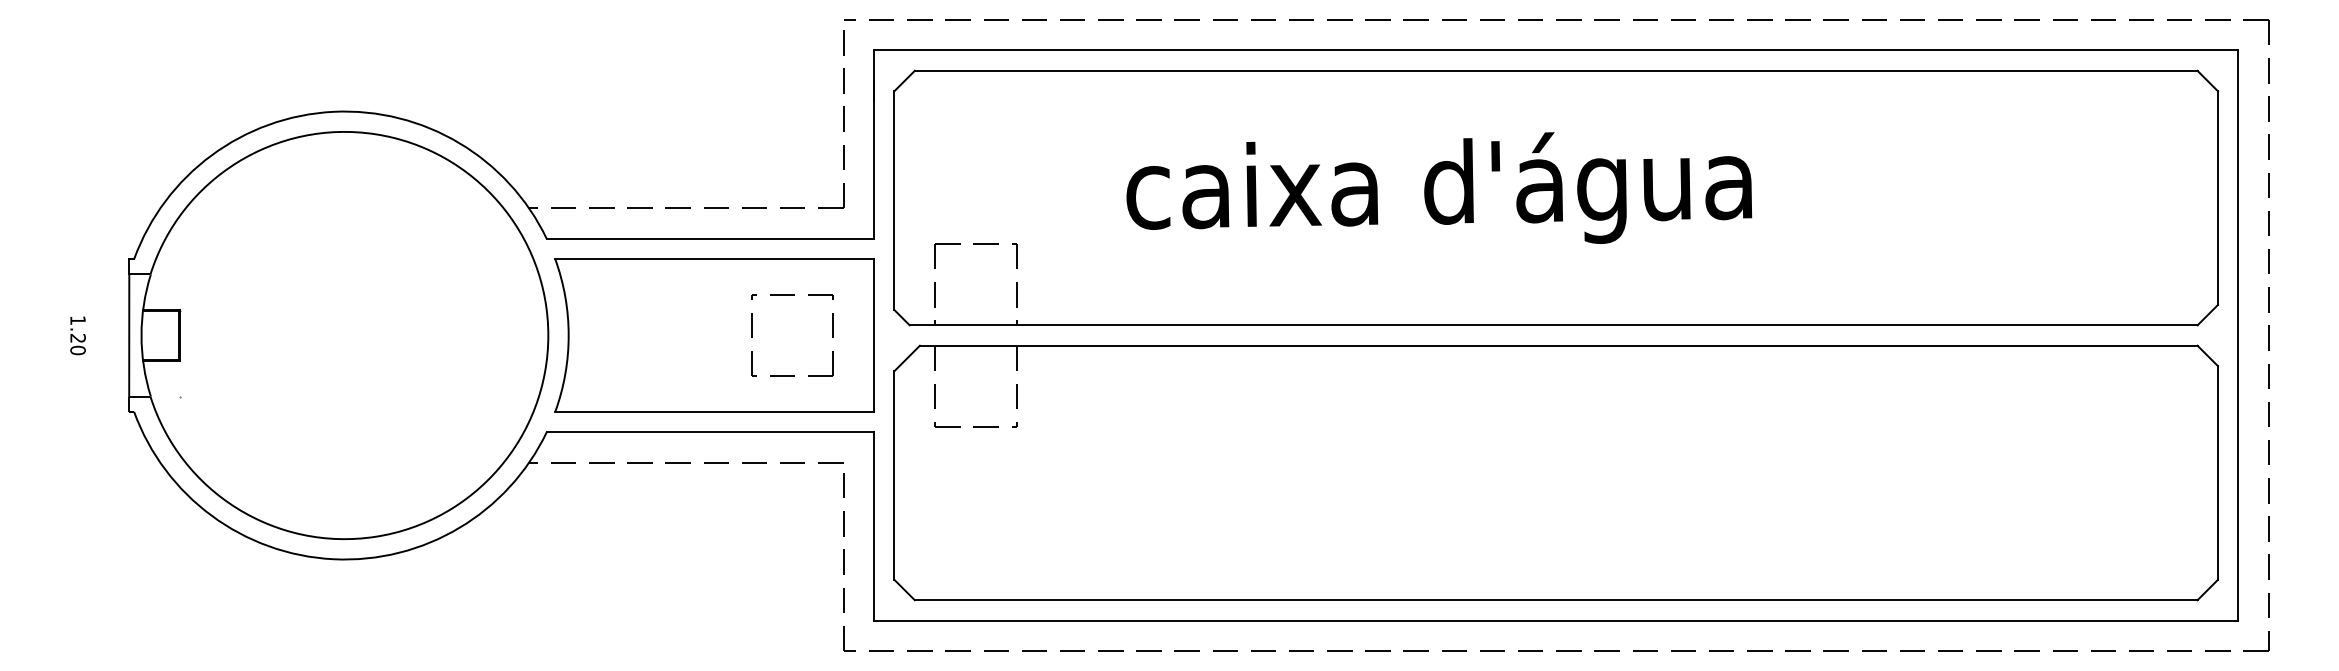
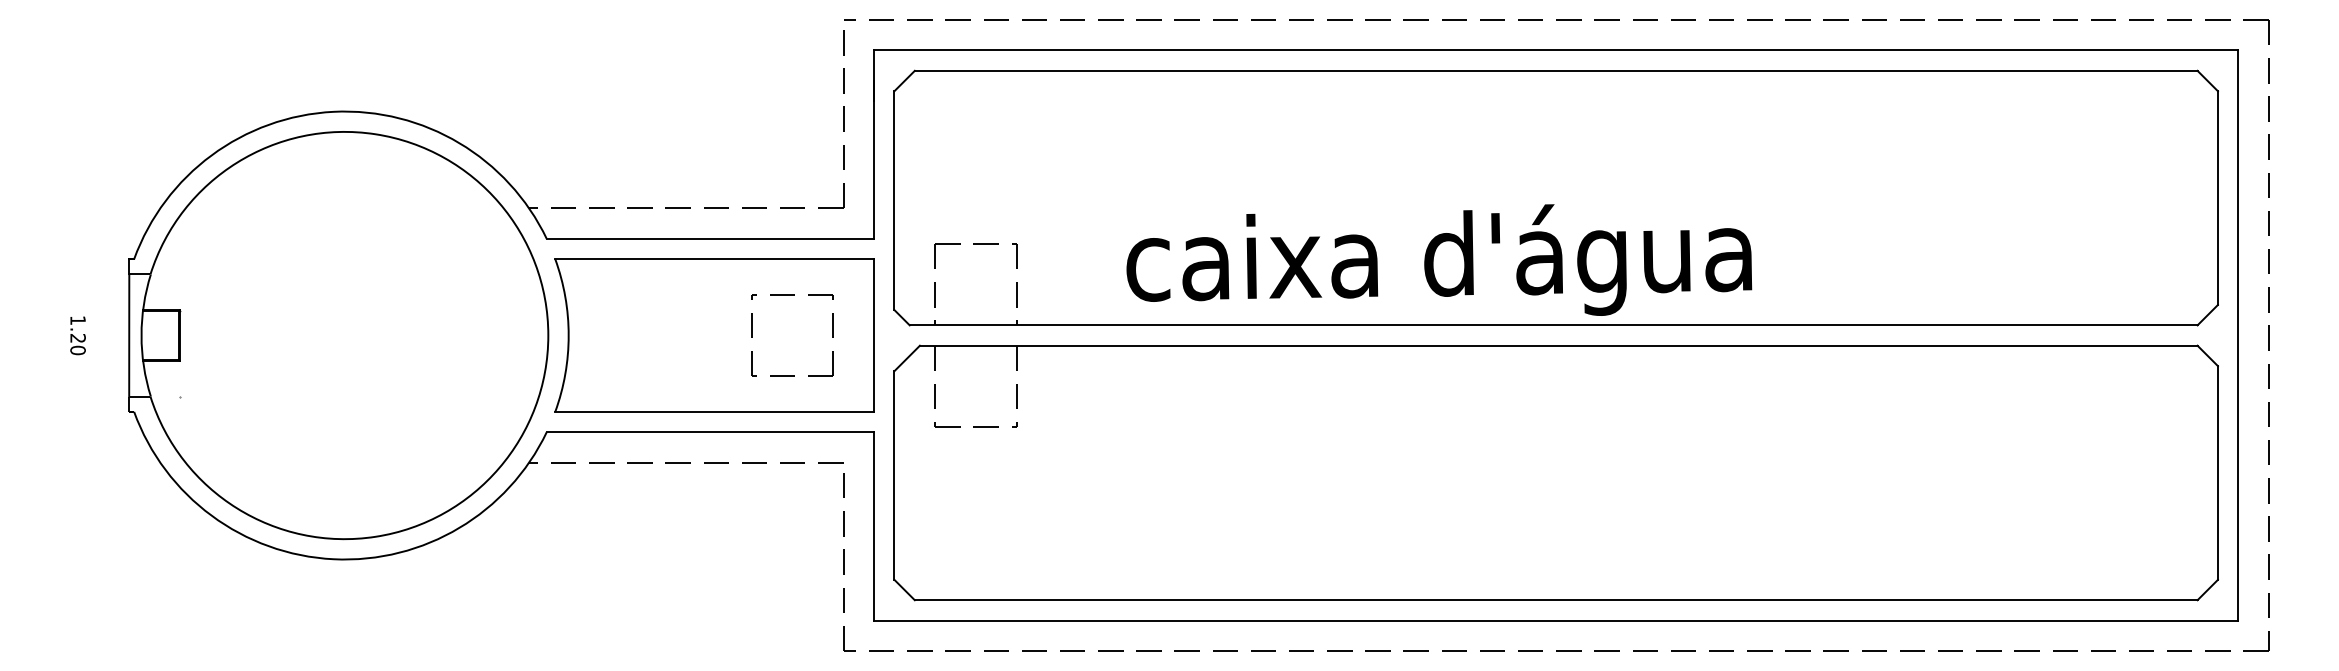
text position: (1439, 187) -> (1439, 259) (1439, 259)
